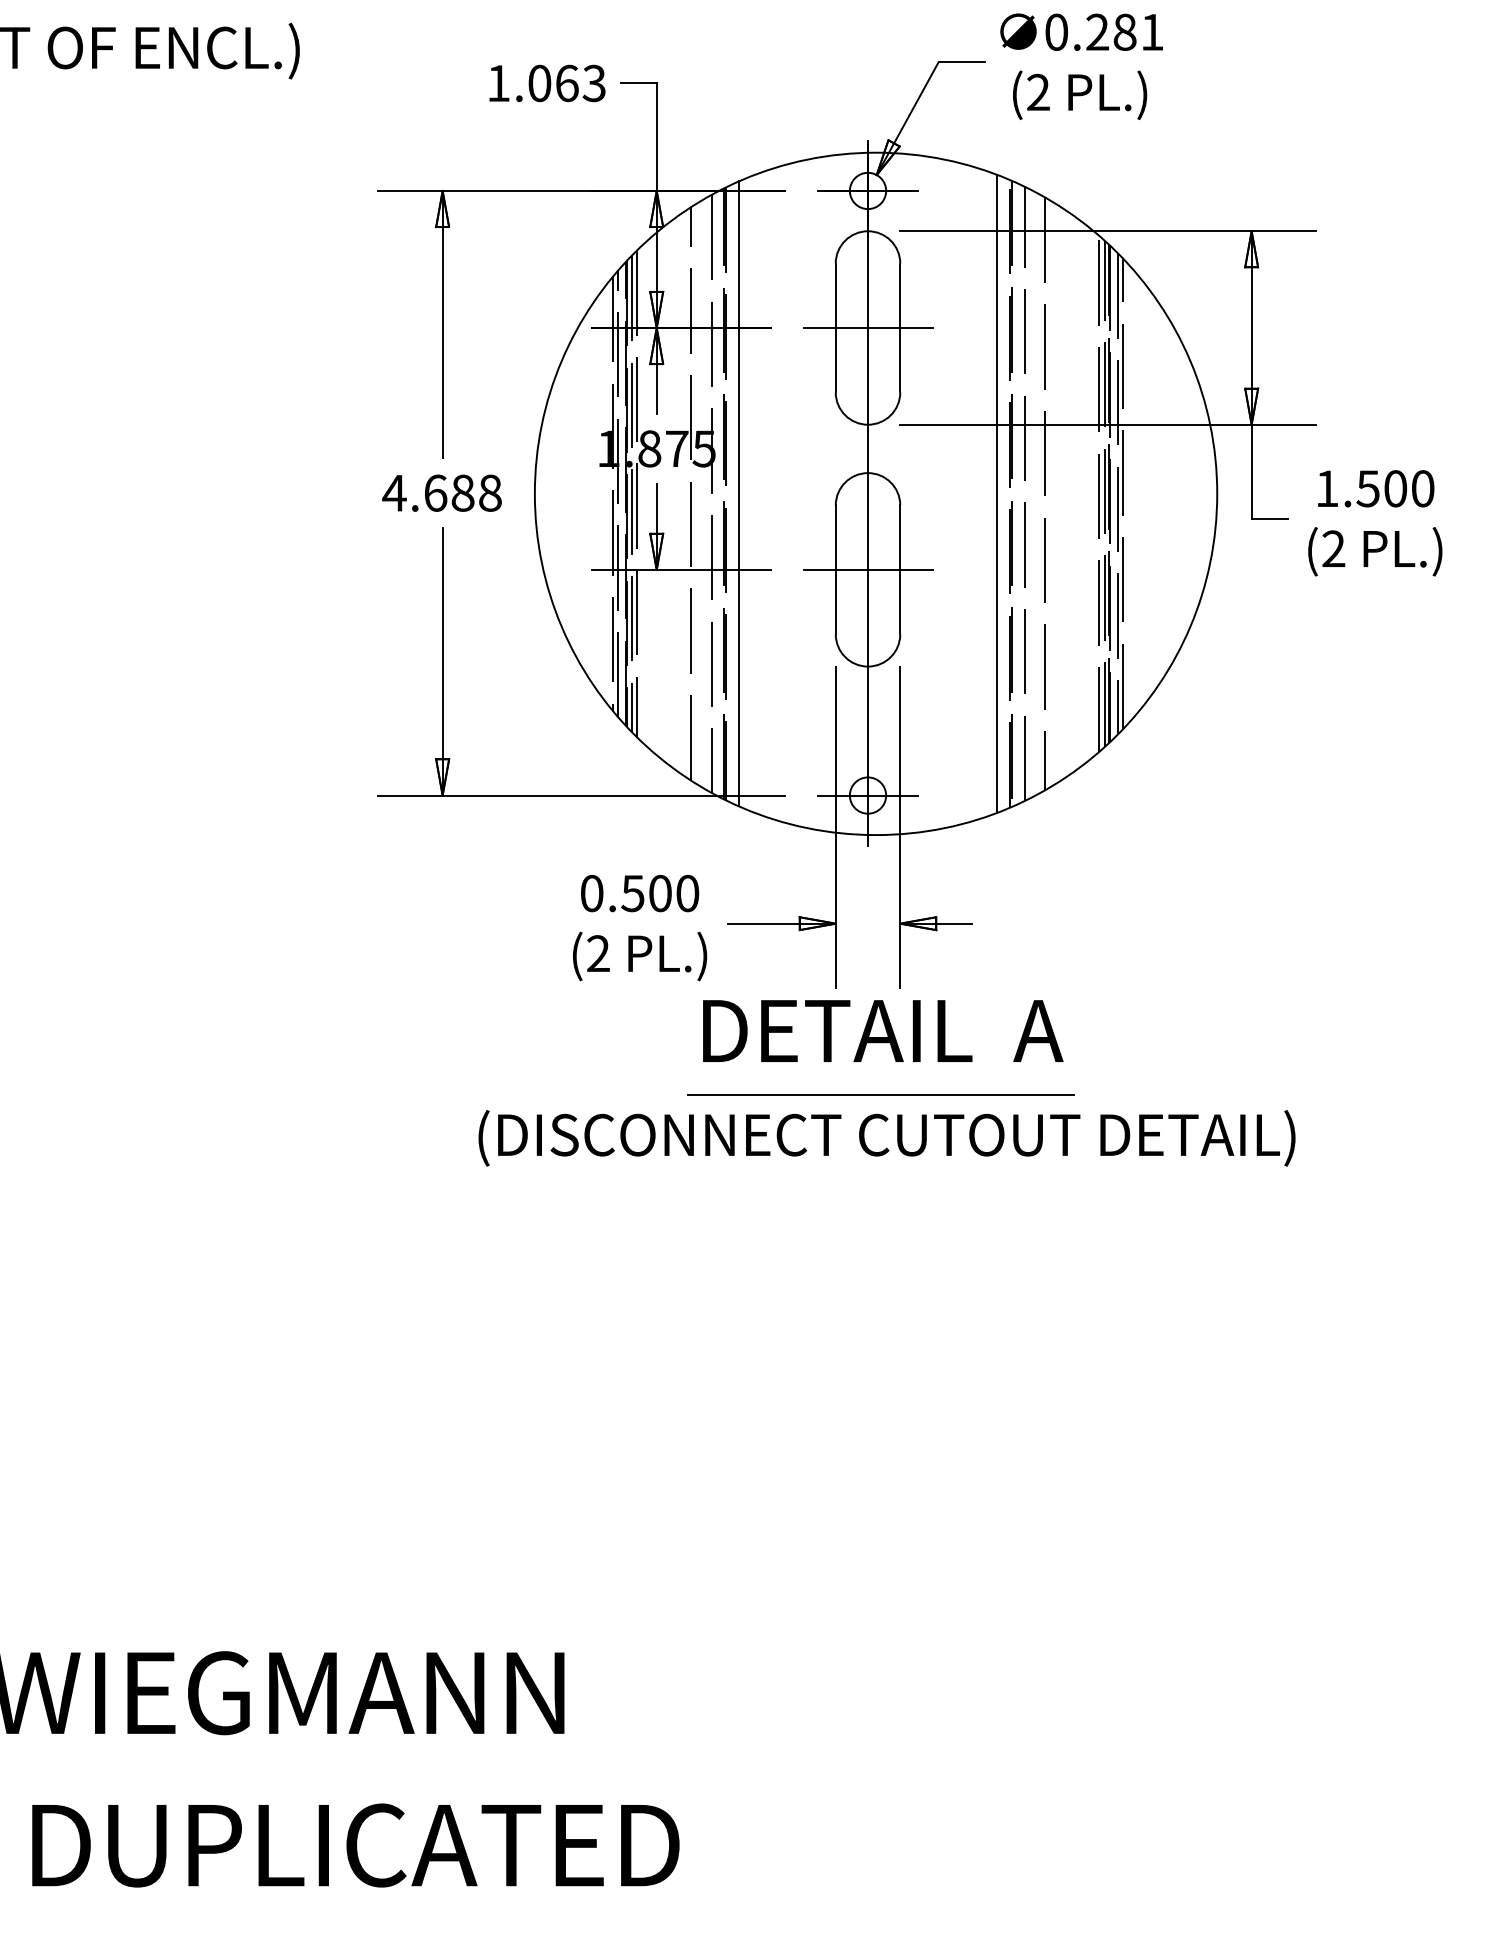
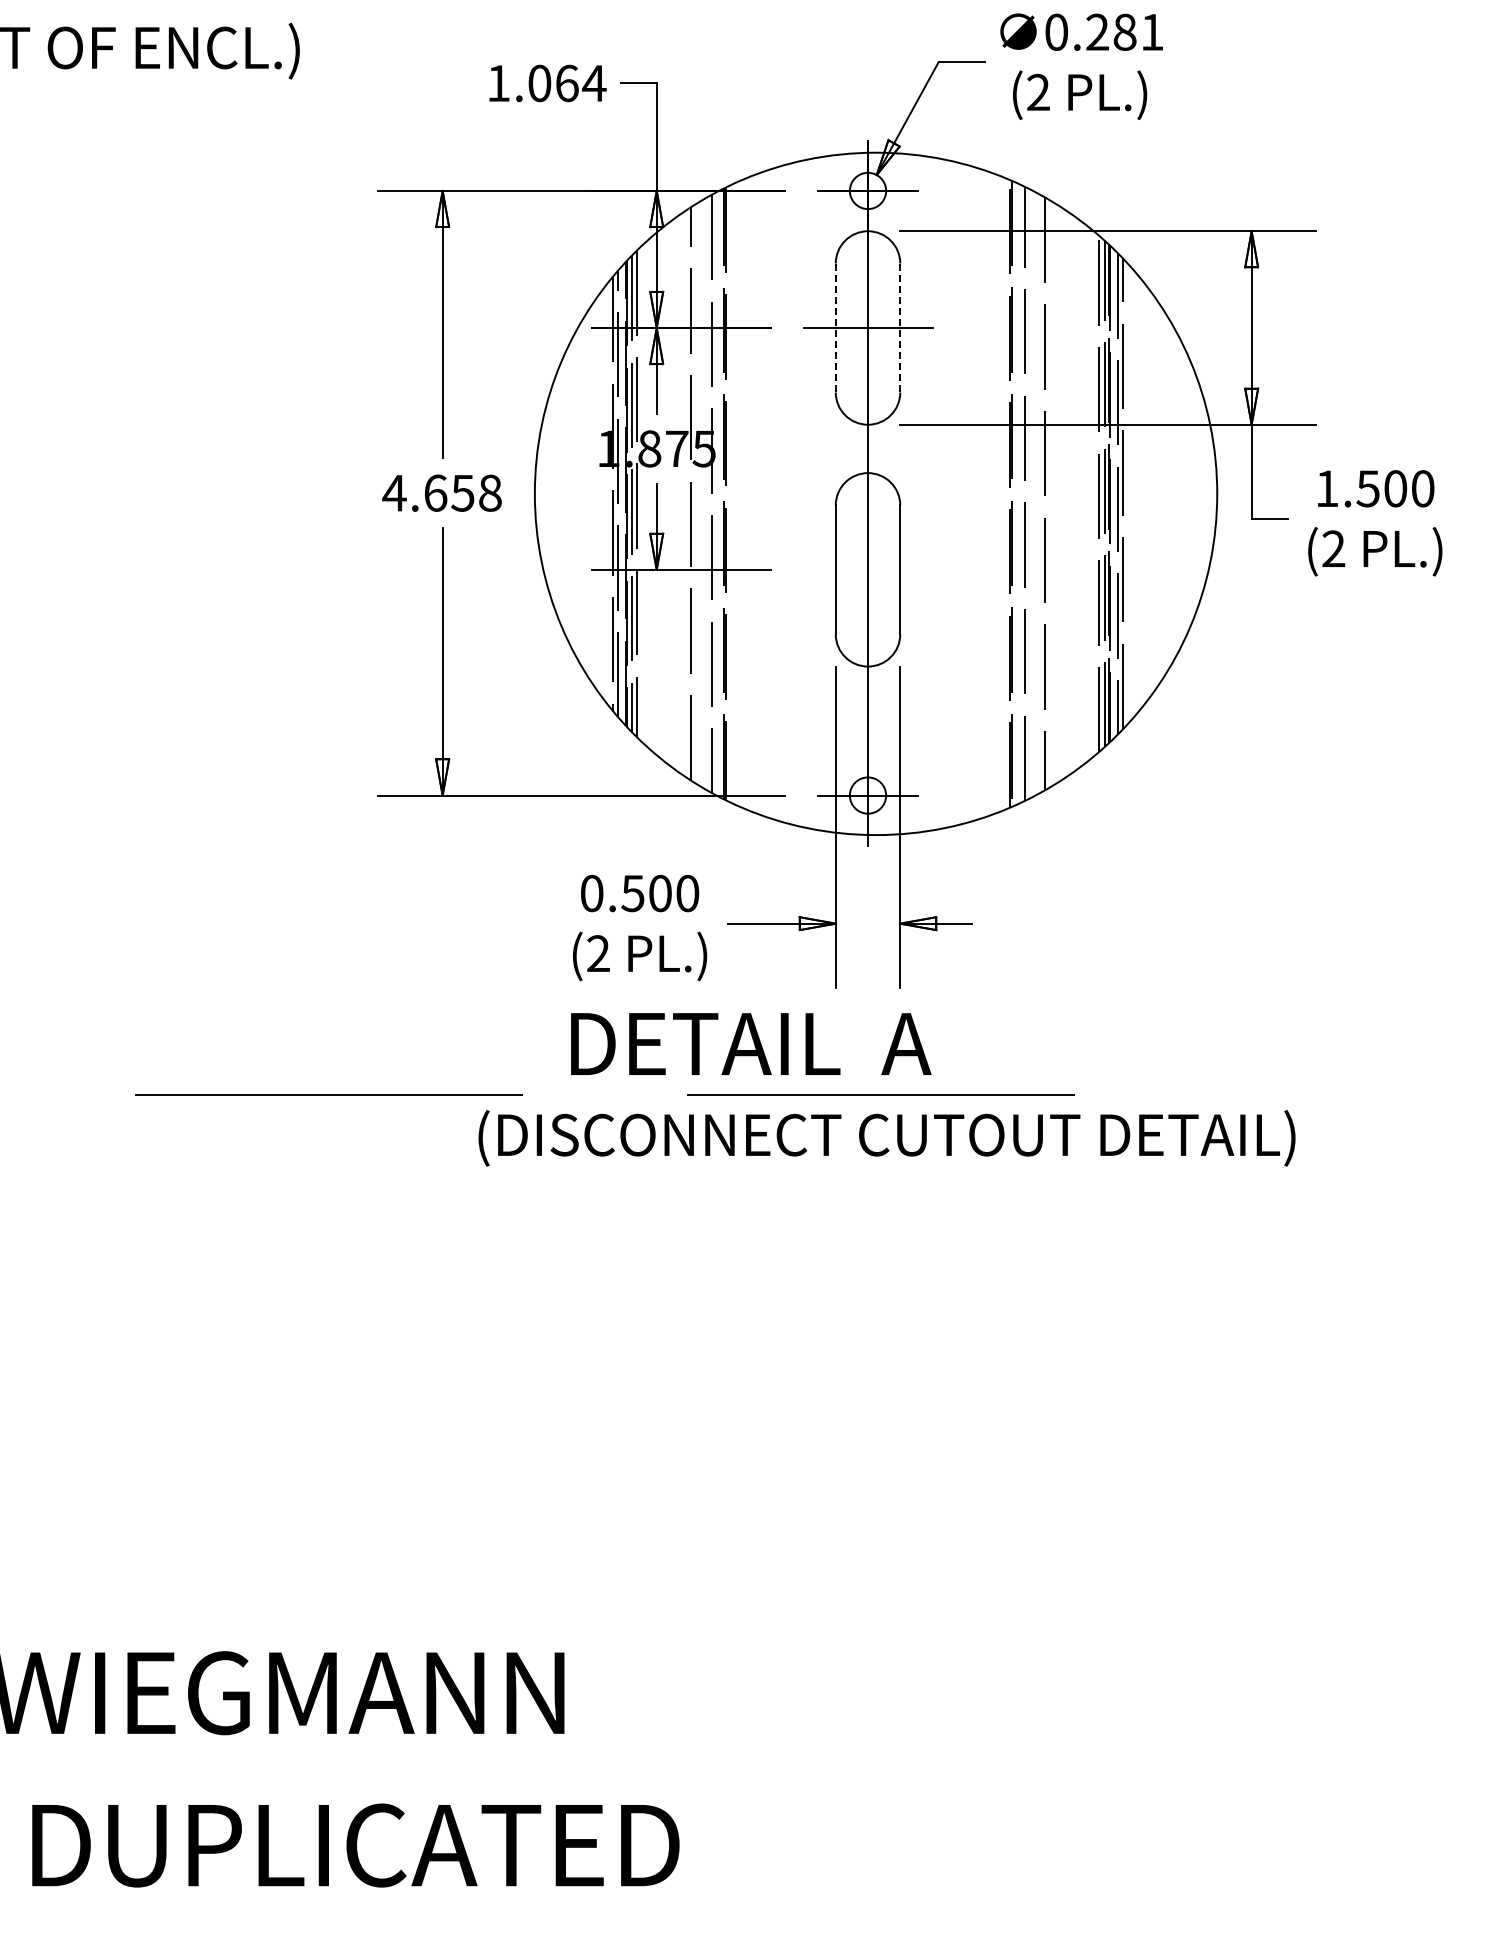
text: 1.063 -> 1.064 (594, 83)
line: solid -> dashed (835, 327)
line: solid -> dashed (900, 328)
text: 4.688 -> 4.658 (462, 492)
line: present -> none (739, 493)
line: present -> none (997, 493)
line: present -> none (867, 569)
text position: (883, 1030) -> (751, 1043) (751, 1043)
line: none -> present (328, 1094)
